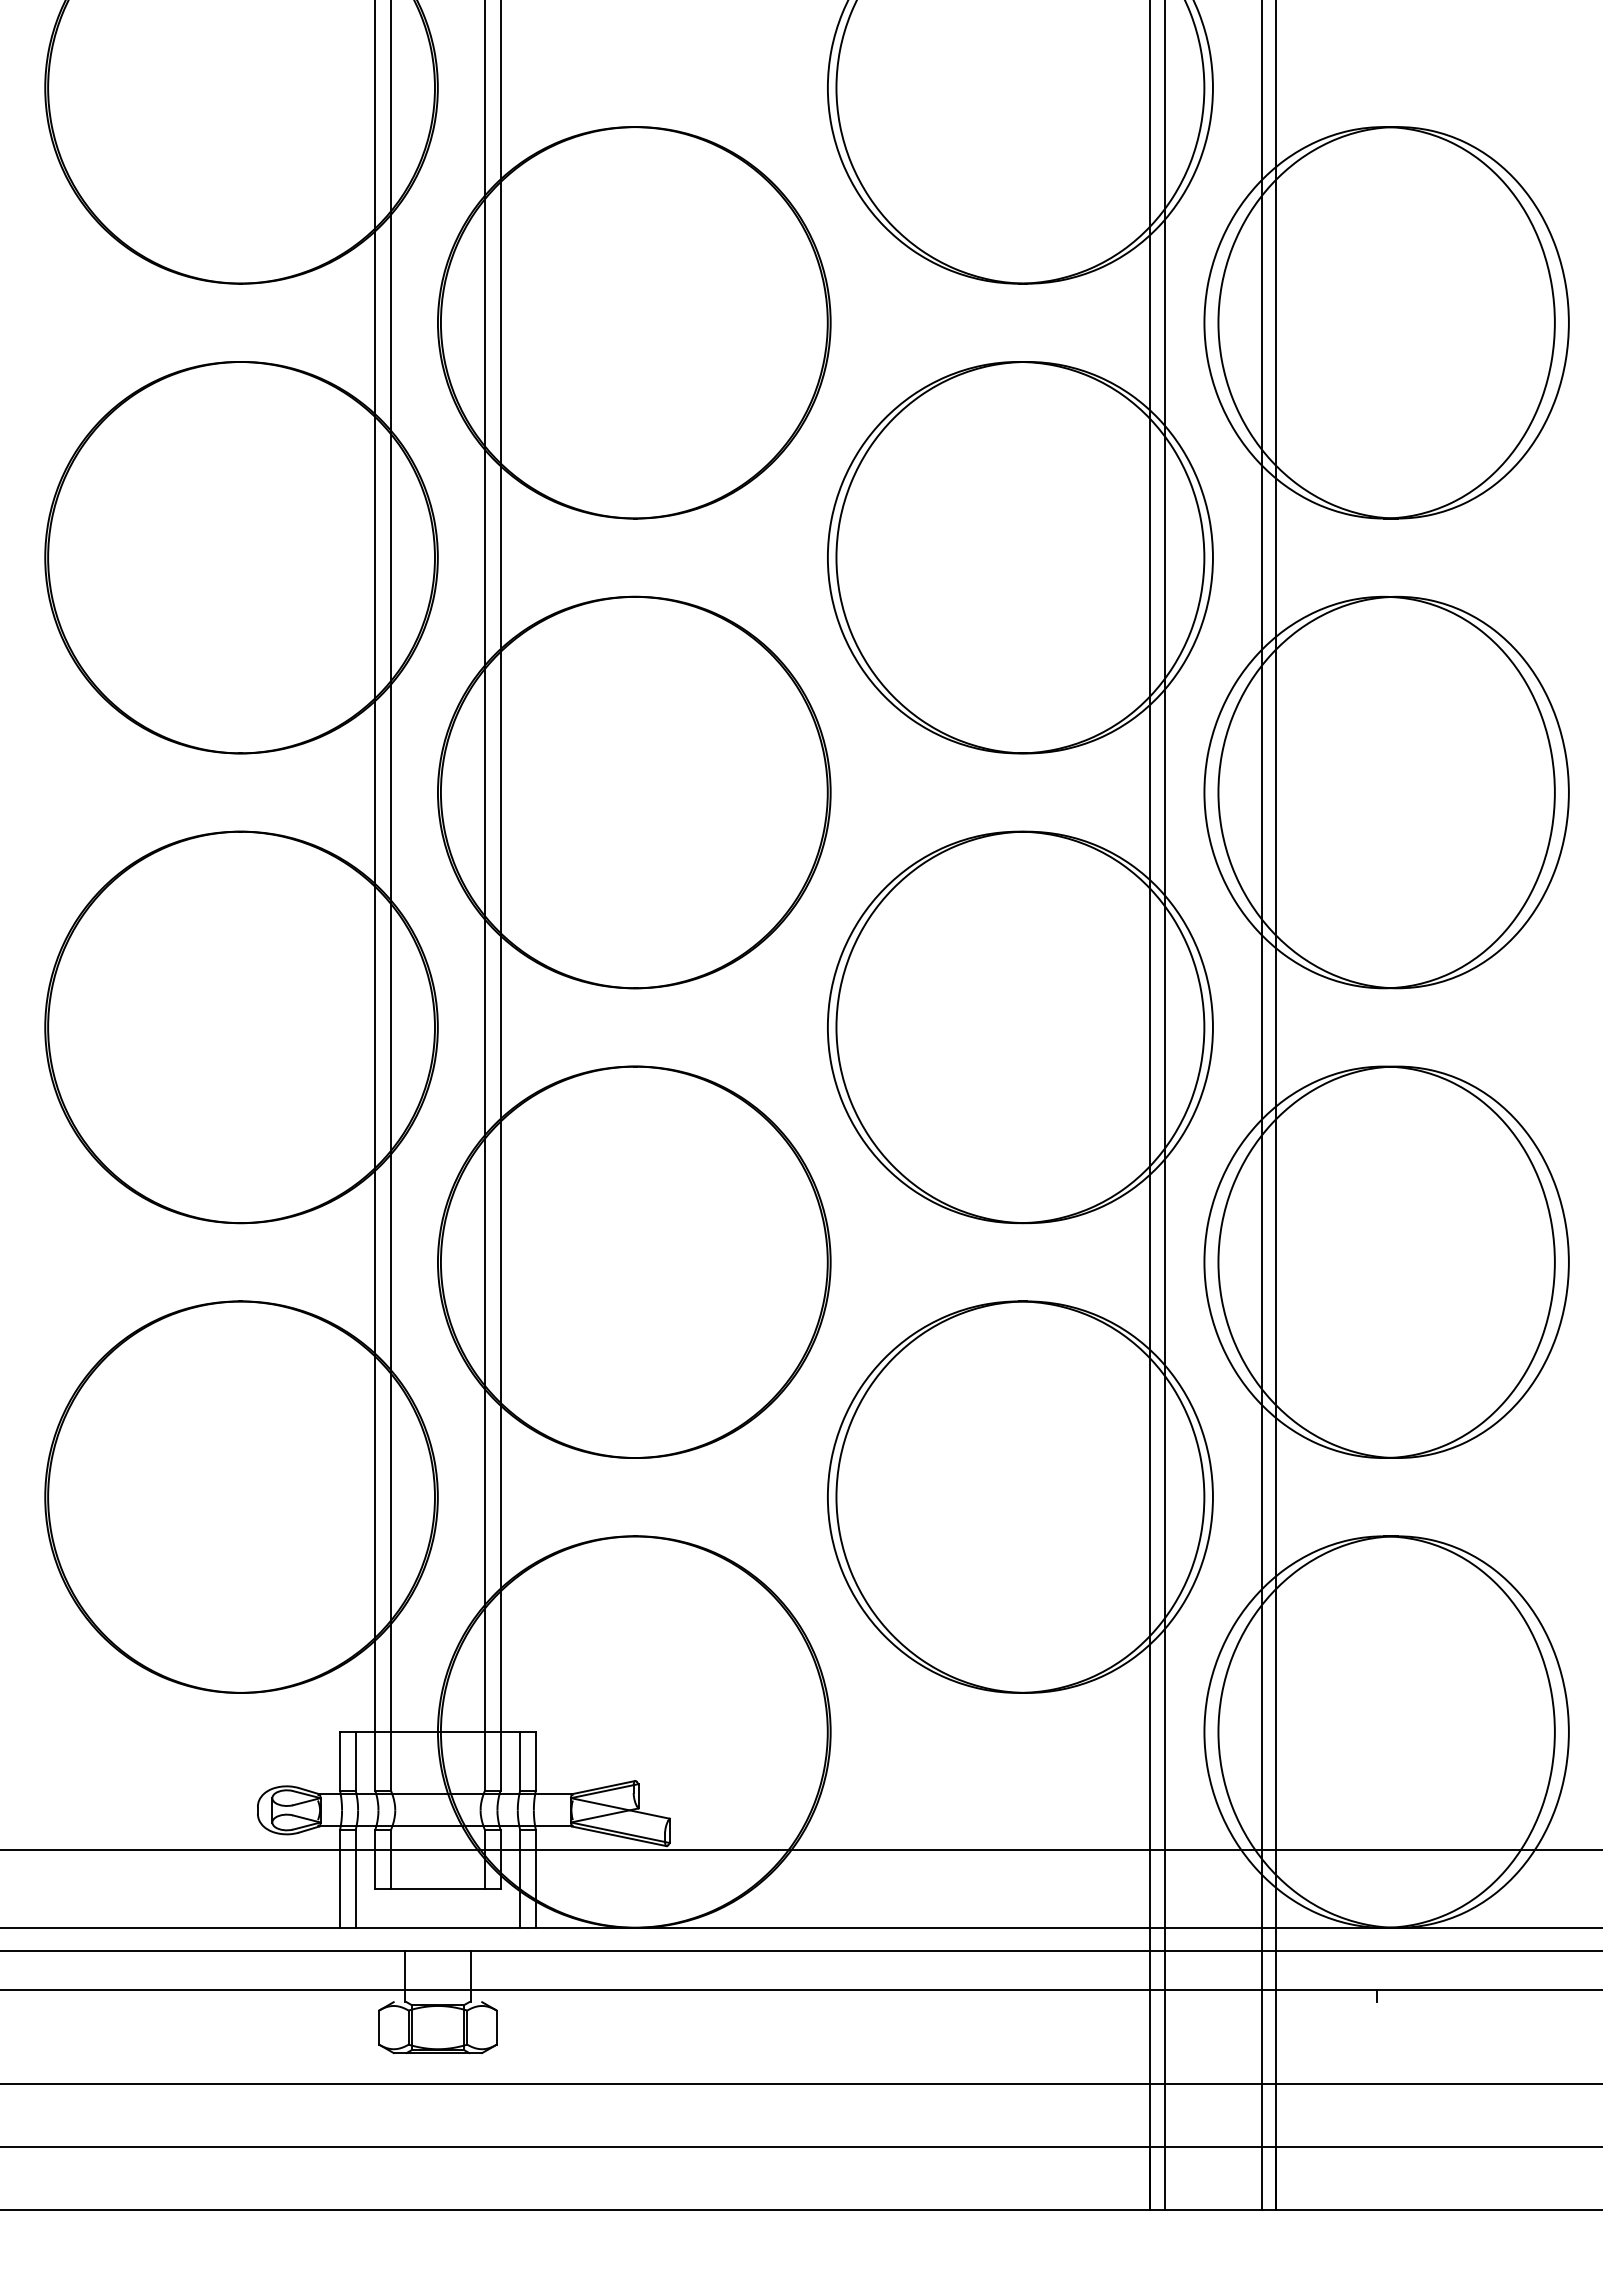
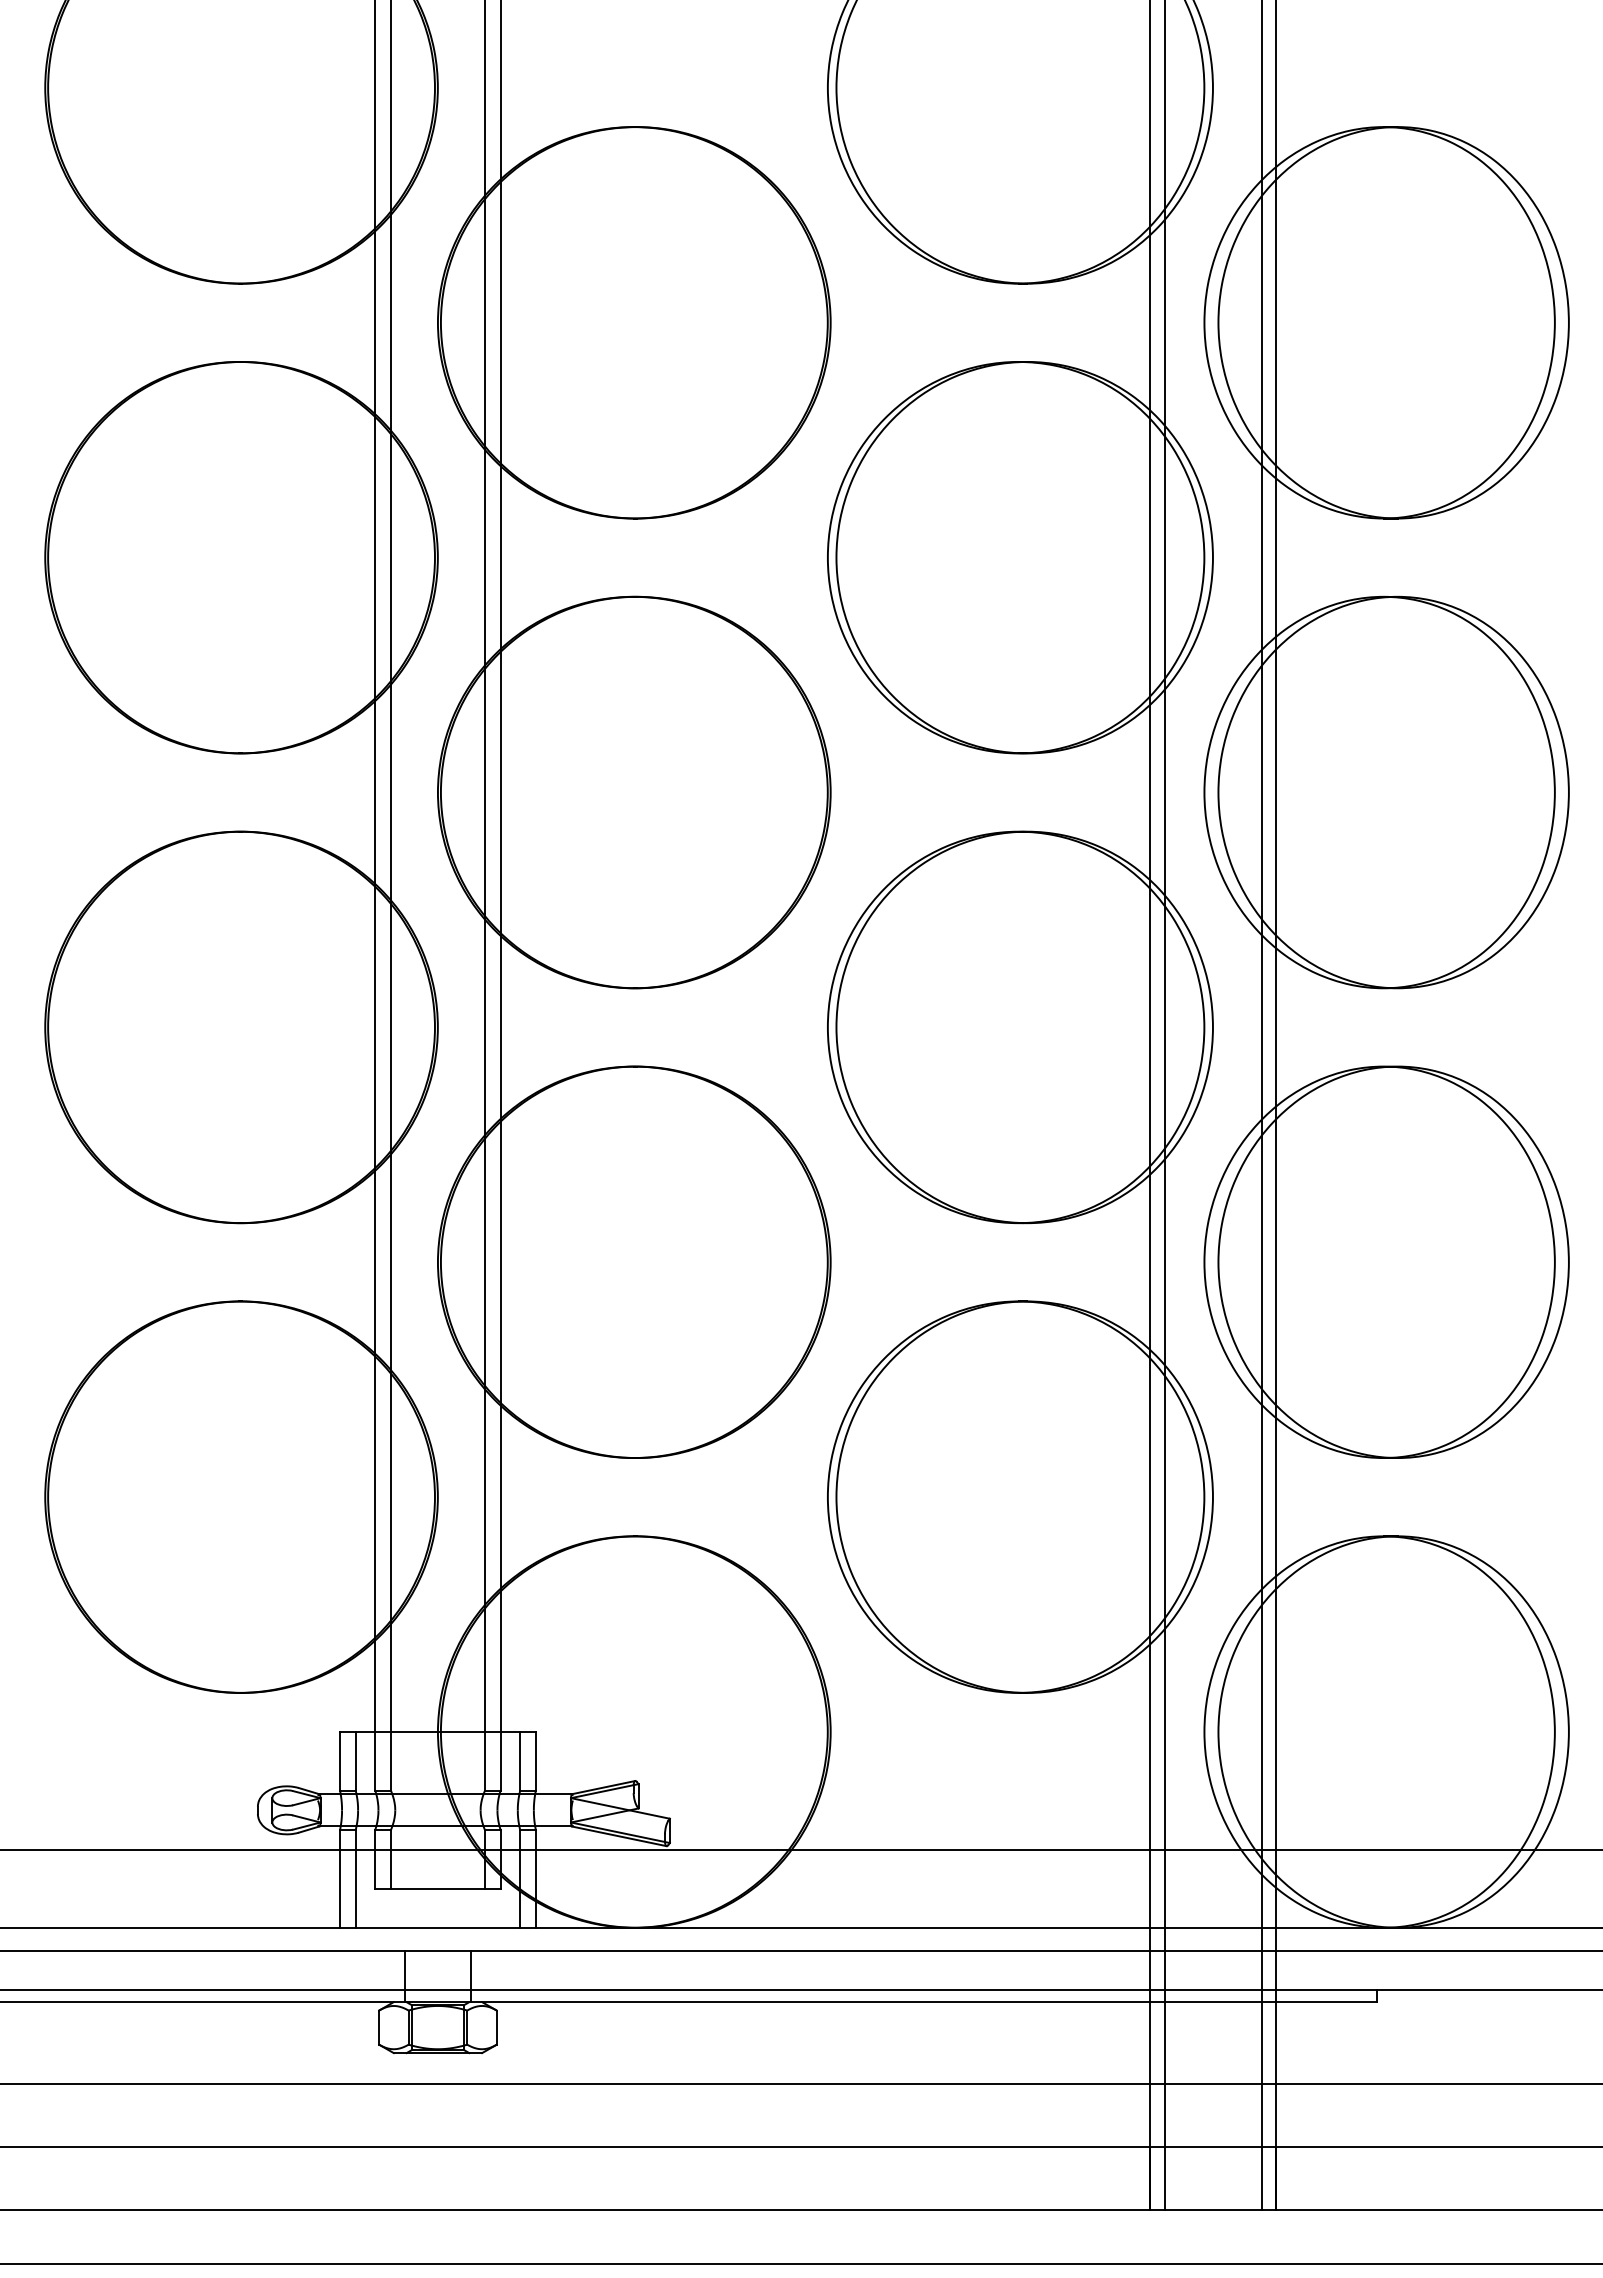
line: none -> present (689, 2002)
line: none -> present (800, 2264)
